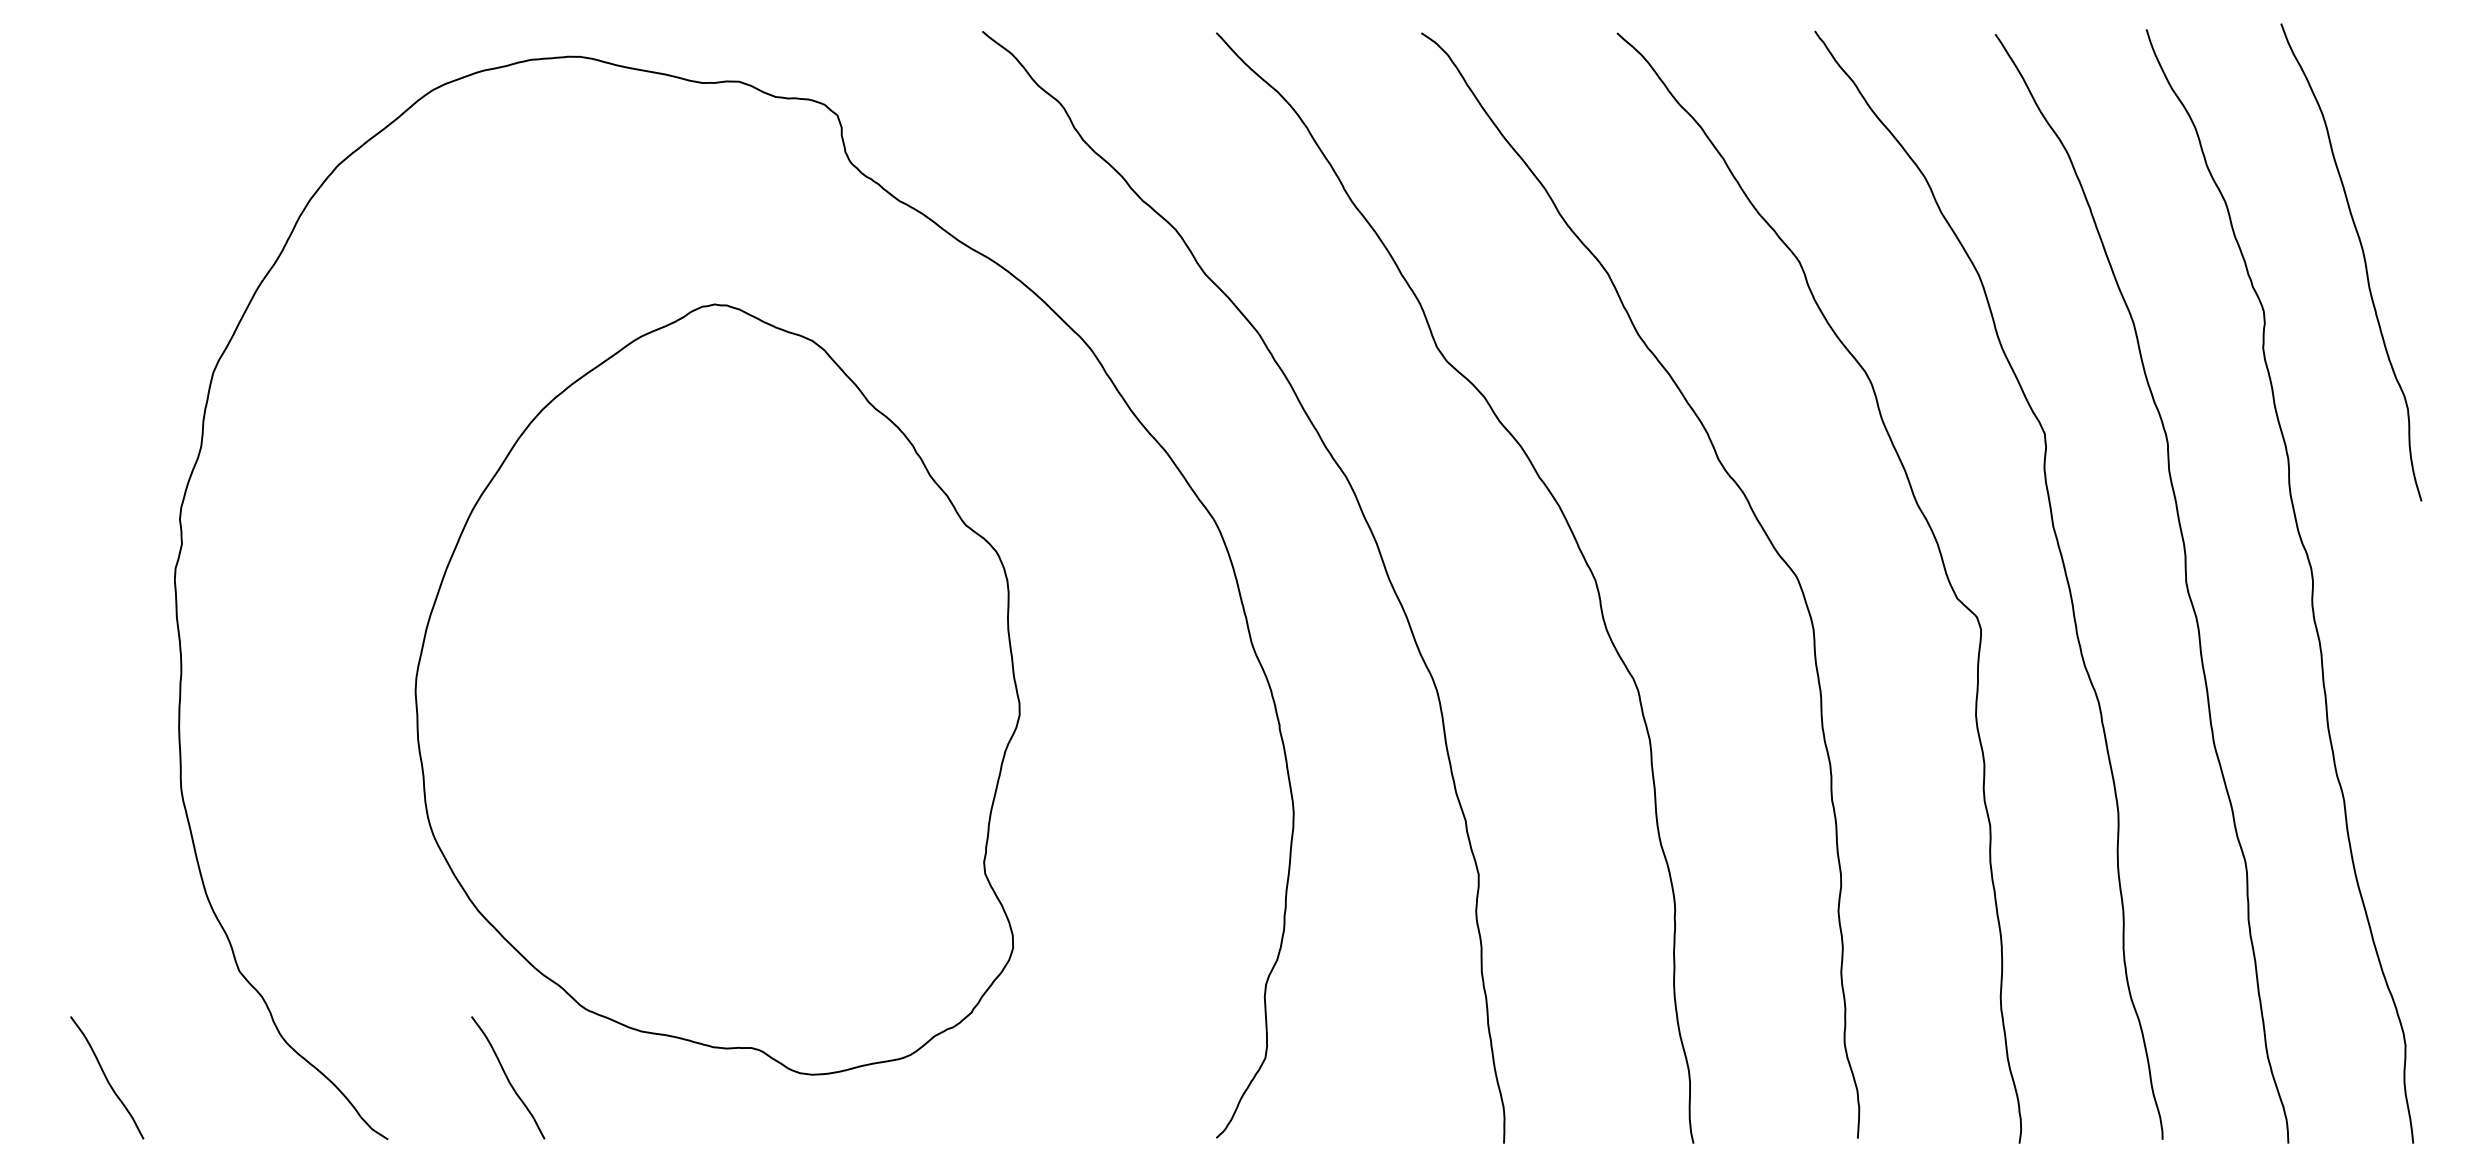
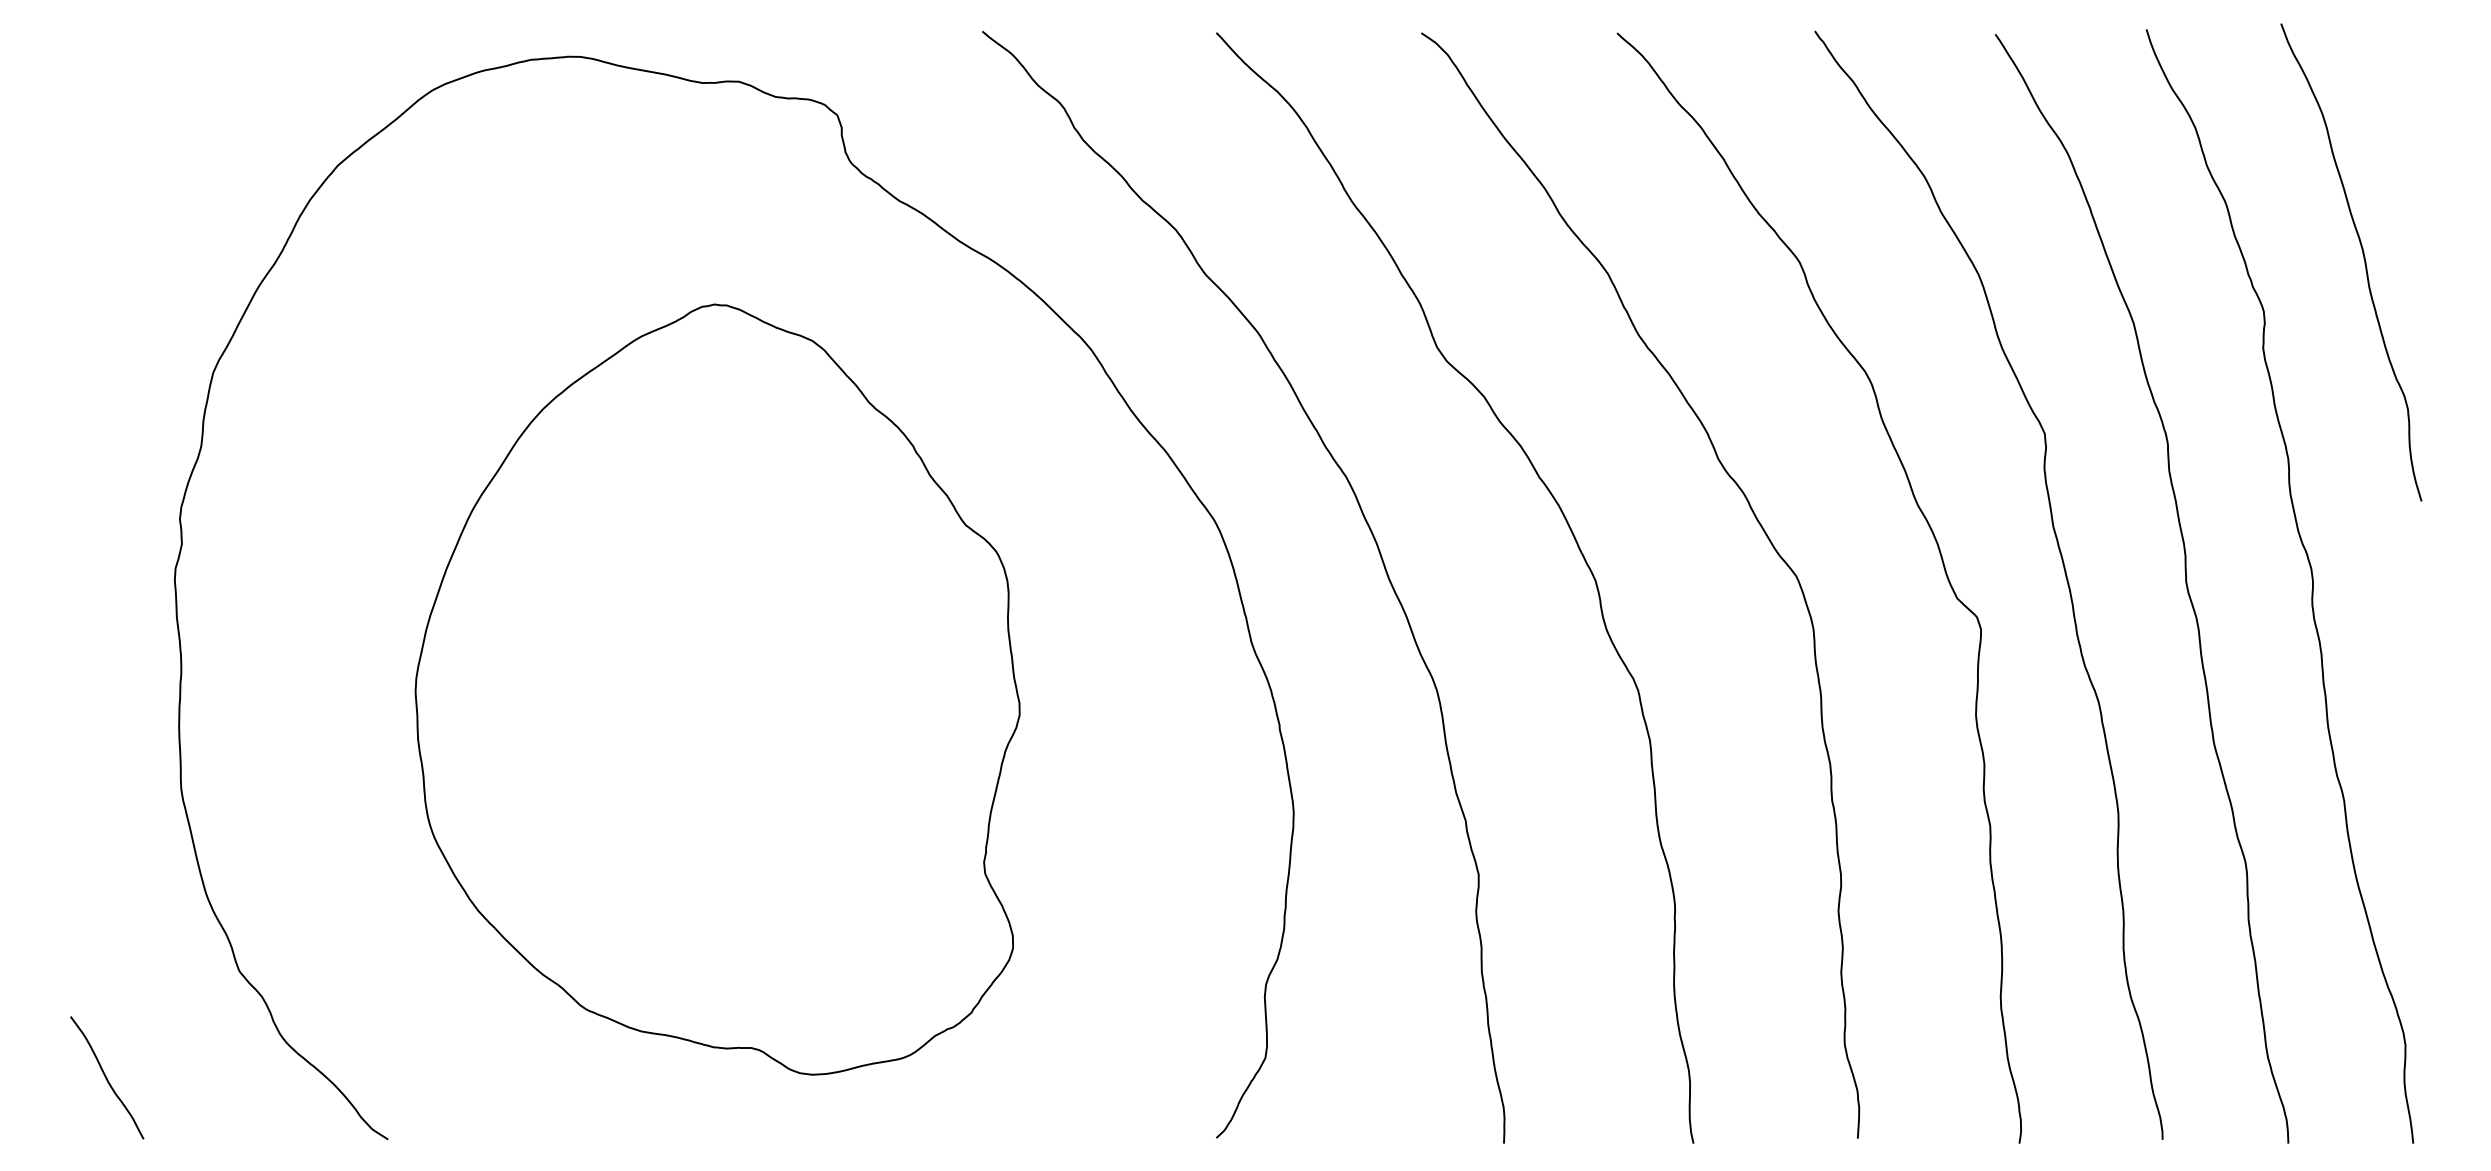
curve: present -> none (507, 1077)
